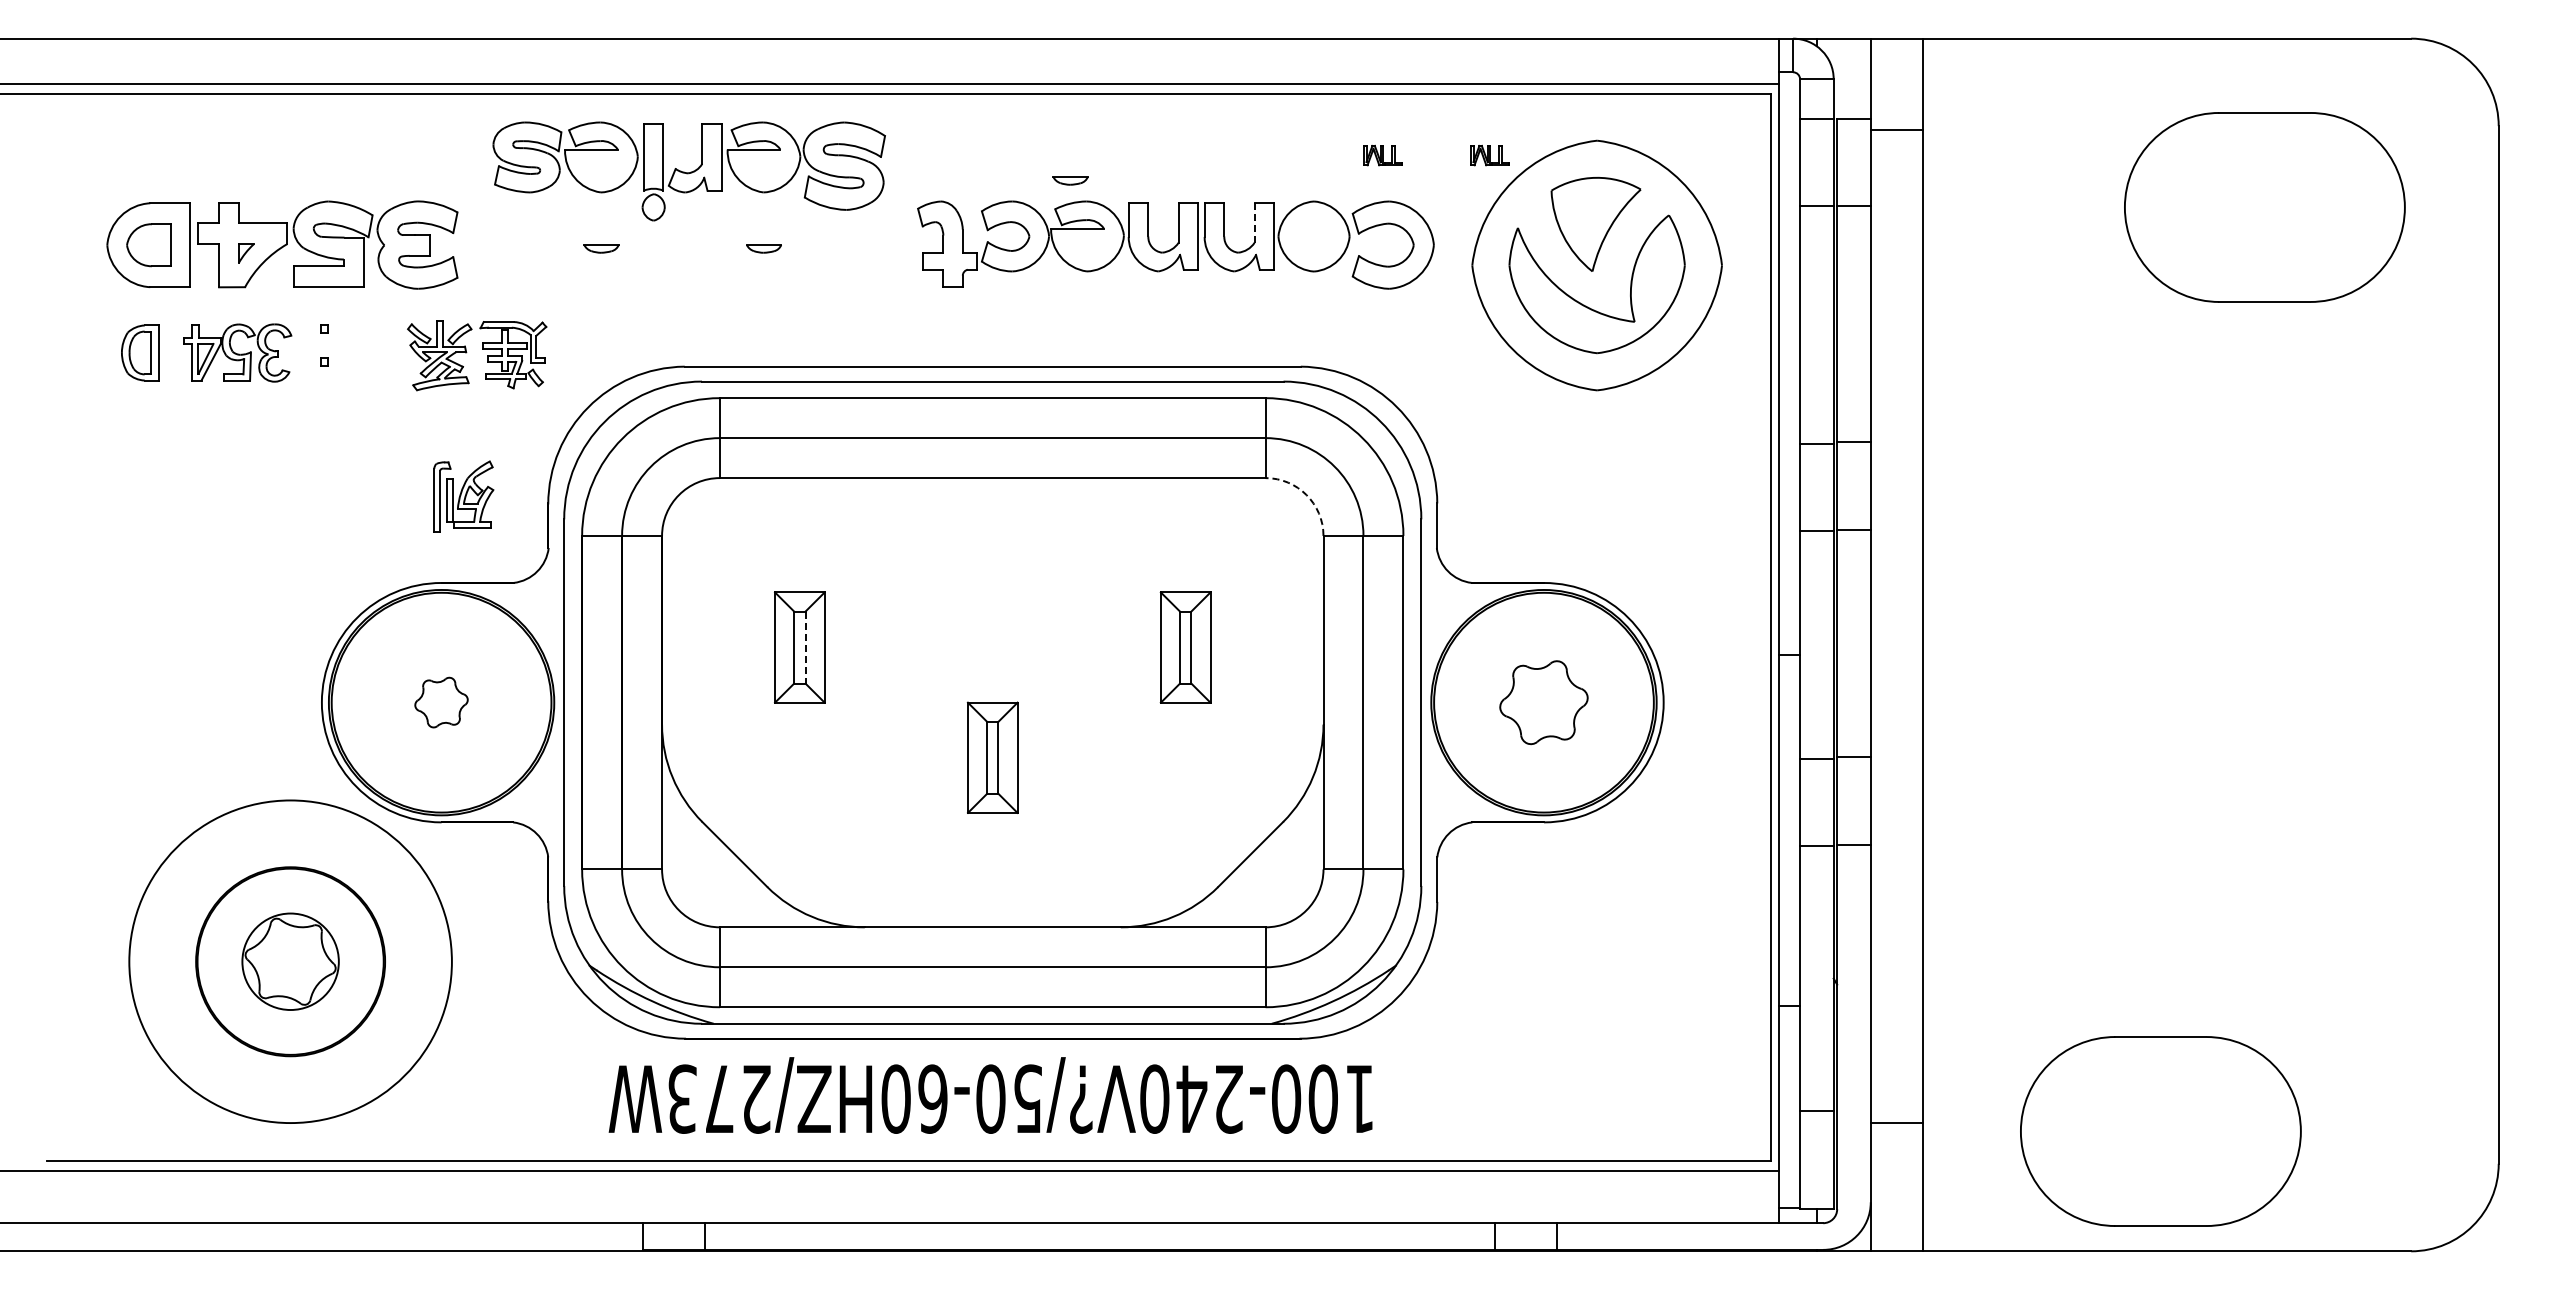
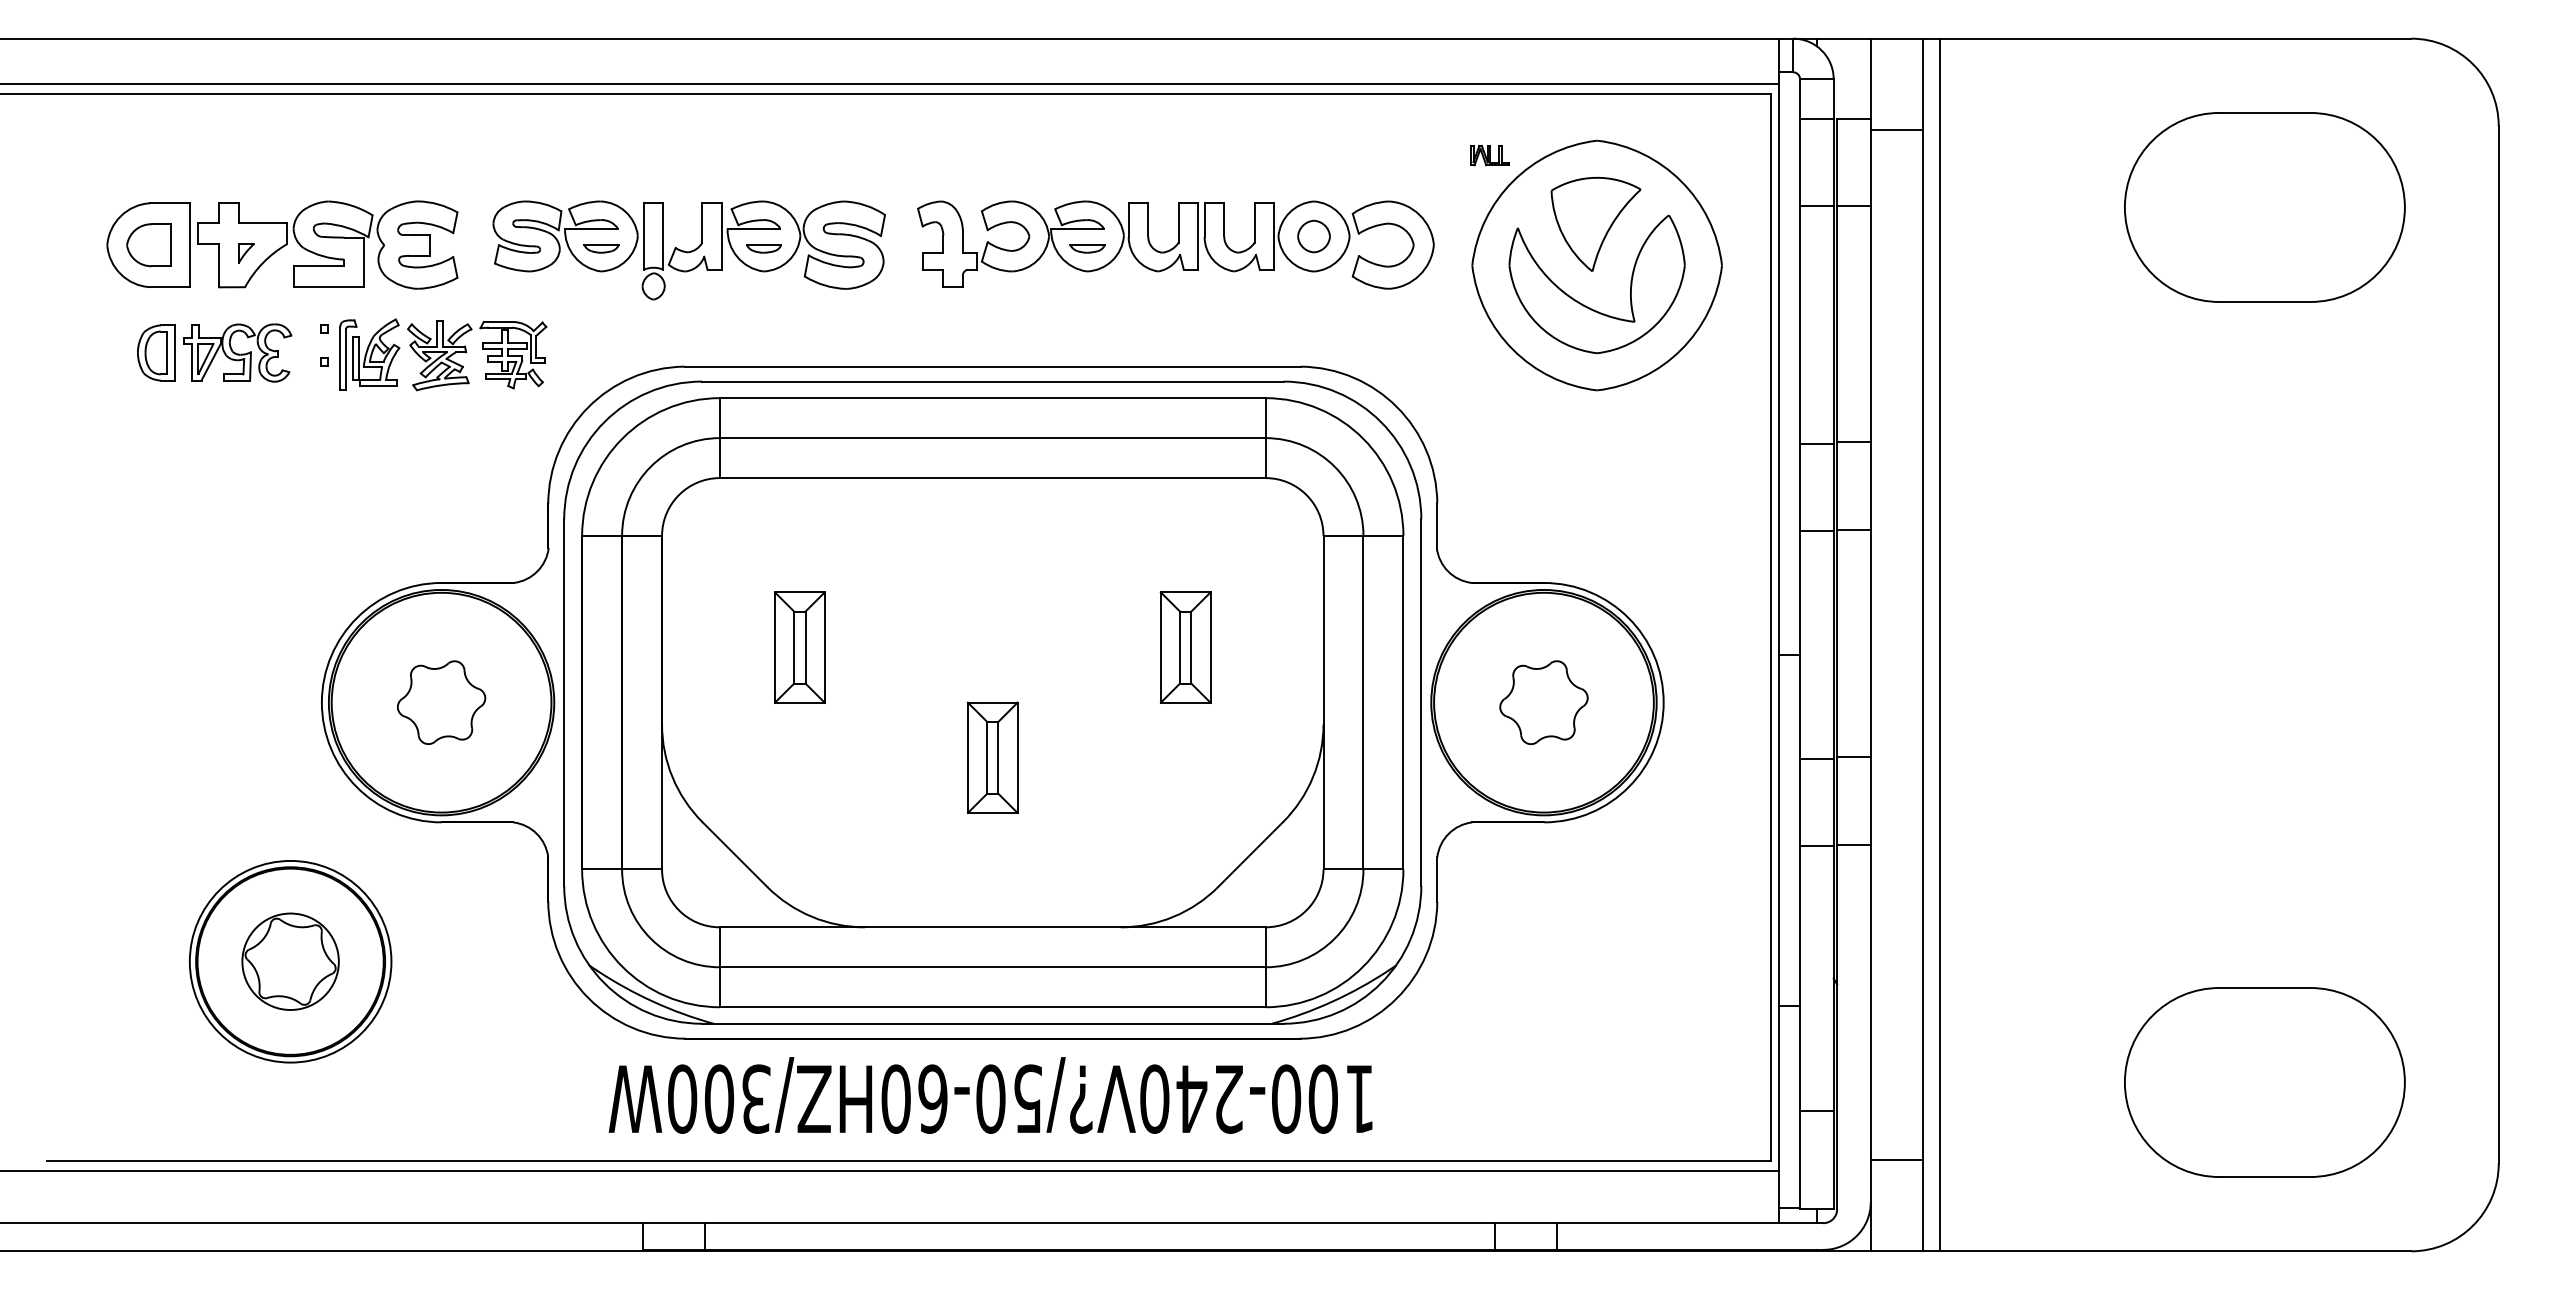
part: present -> none (1382, 155)
part position: (688, 171) -> (688, 250) (688, 250)
part position: (1070, 180) -> (1087, 248) (1087, 248)
line: dashed -> solid (1254, 223)
part: none -> present (1313, 236)
part position: (140, 352) -> (156, 352) (156, 352)
arc: dashed -> solid (1306, 495)
part position: (463, 496) -> (369, 354) (369, 354)
line: none -> present (1940, 644)
line: dashed -> solid (805, 648)
part size: 55x53 px -> 91x85 px (441, 702)
circle diameter: 323 px -> 202 px (290, 961)
text: 100-240V?/50-60HZ/273W -> 100-240V?/50-60HZ/300W (719, 1098)
line position: (1896, 1122) -> (1896, 1159) (1896, 1159)
part position: (2160, 1131) -> (2264, 1082) (2264, 1082)
